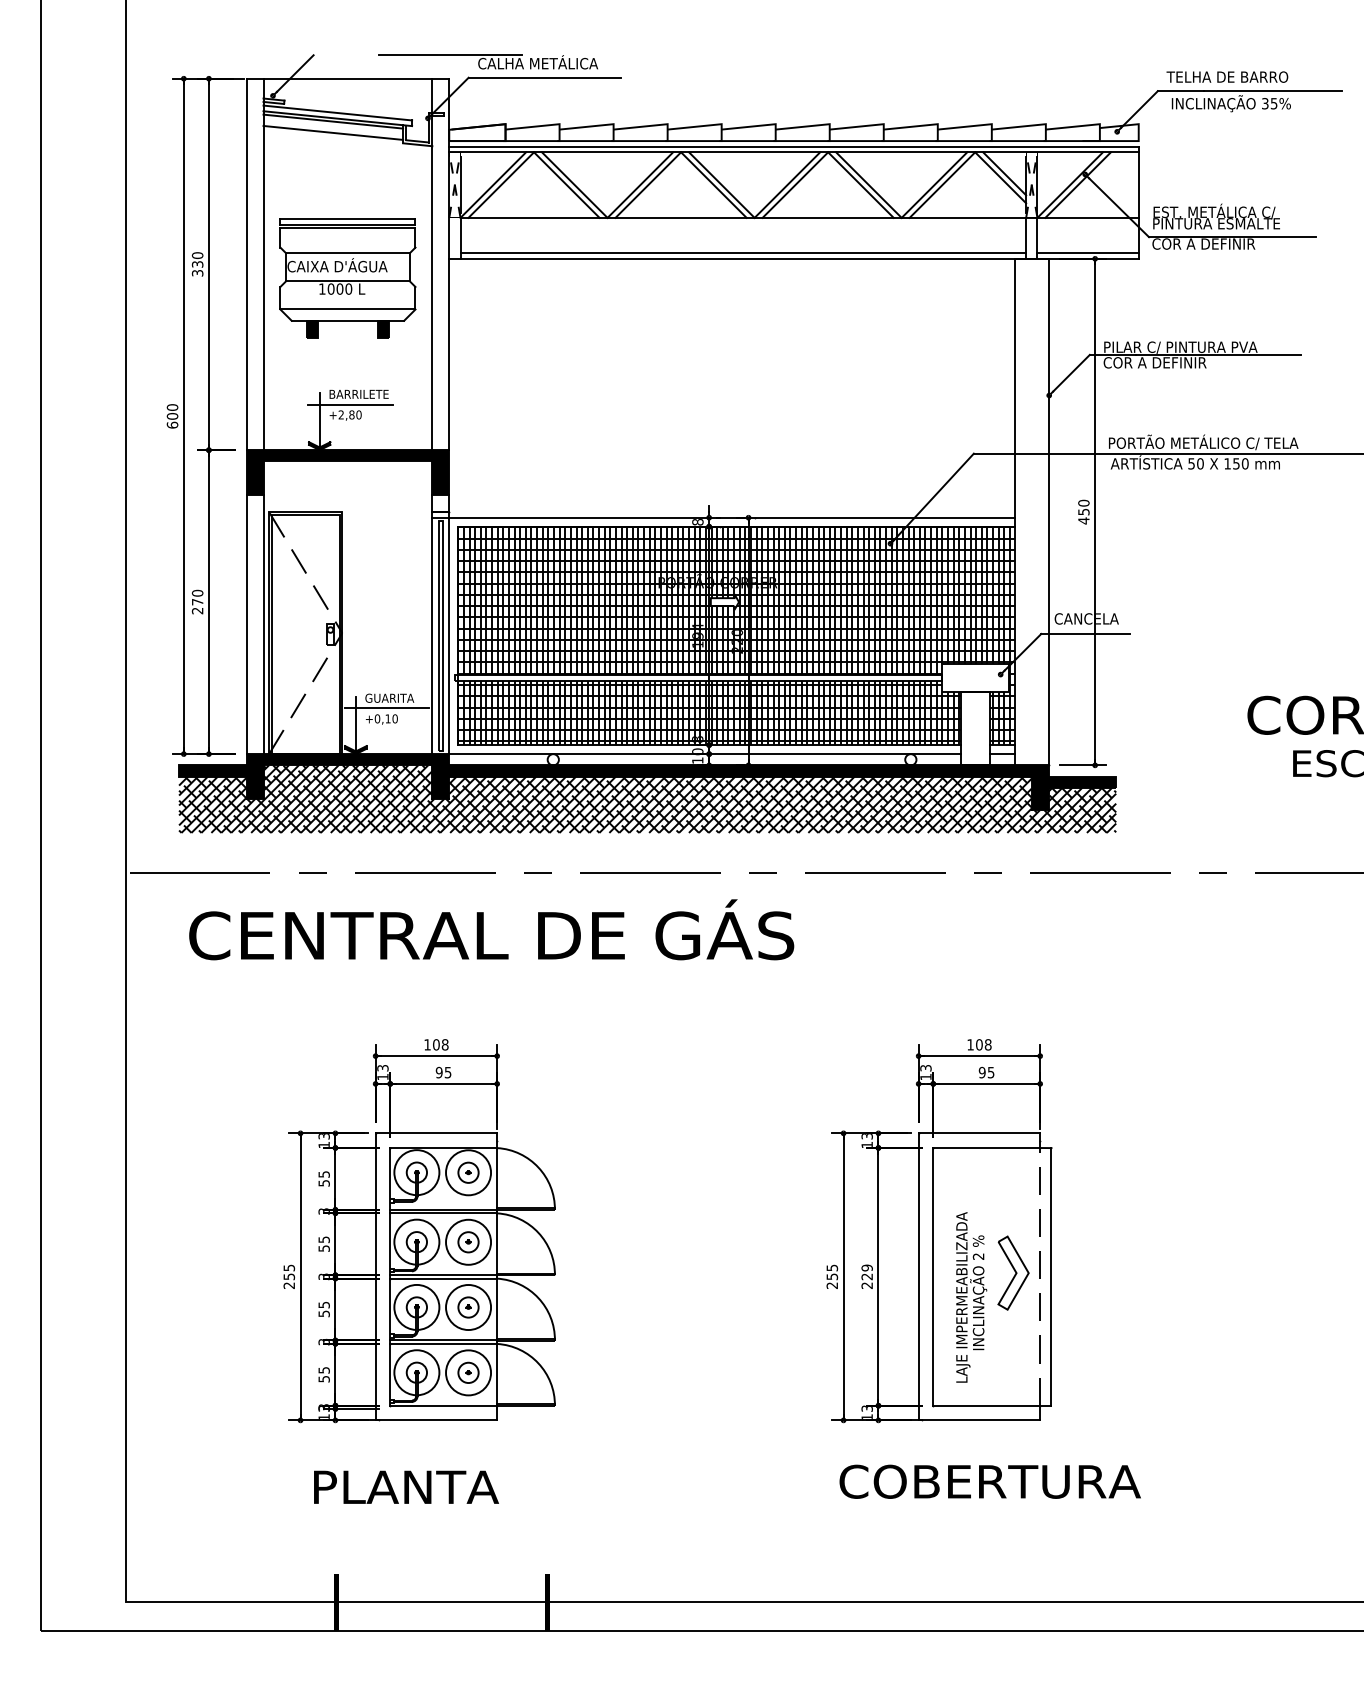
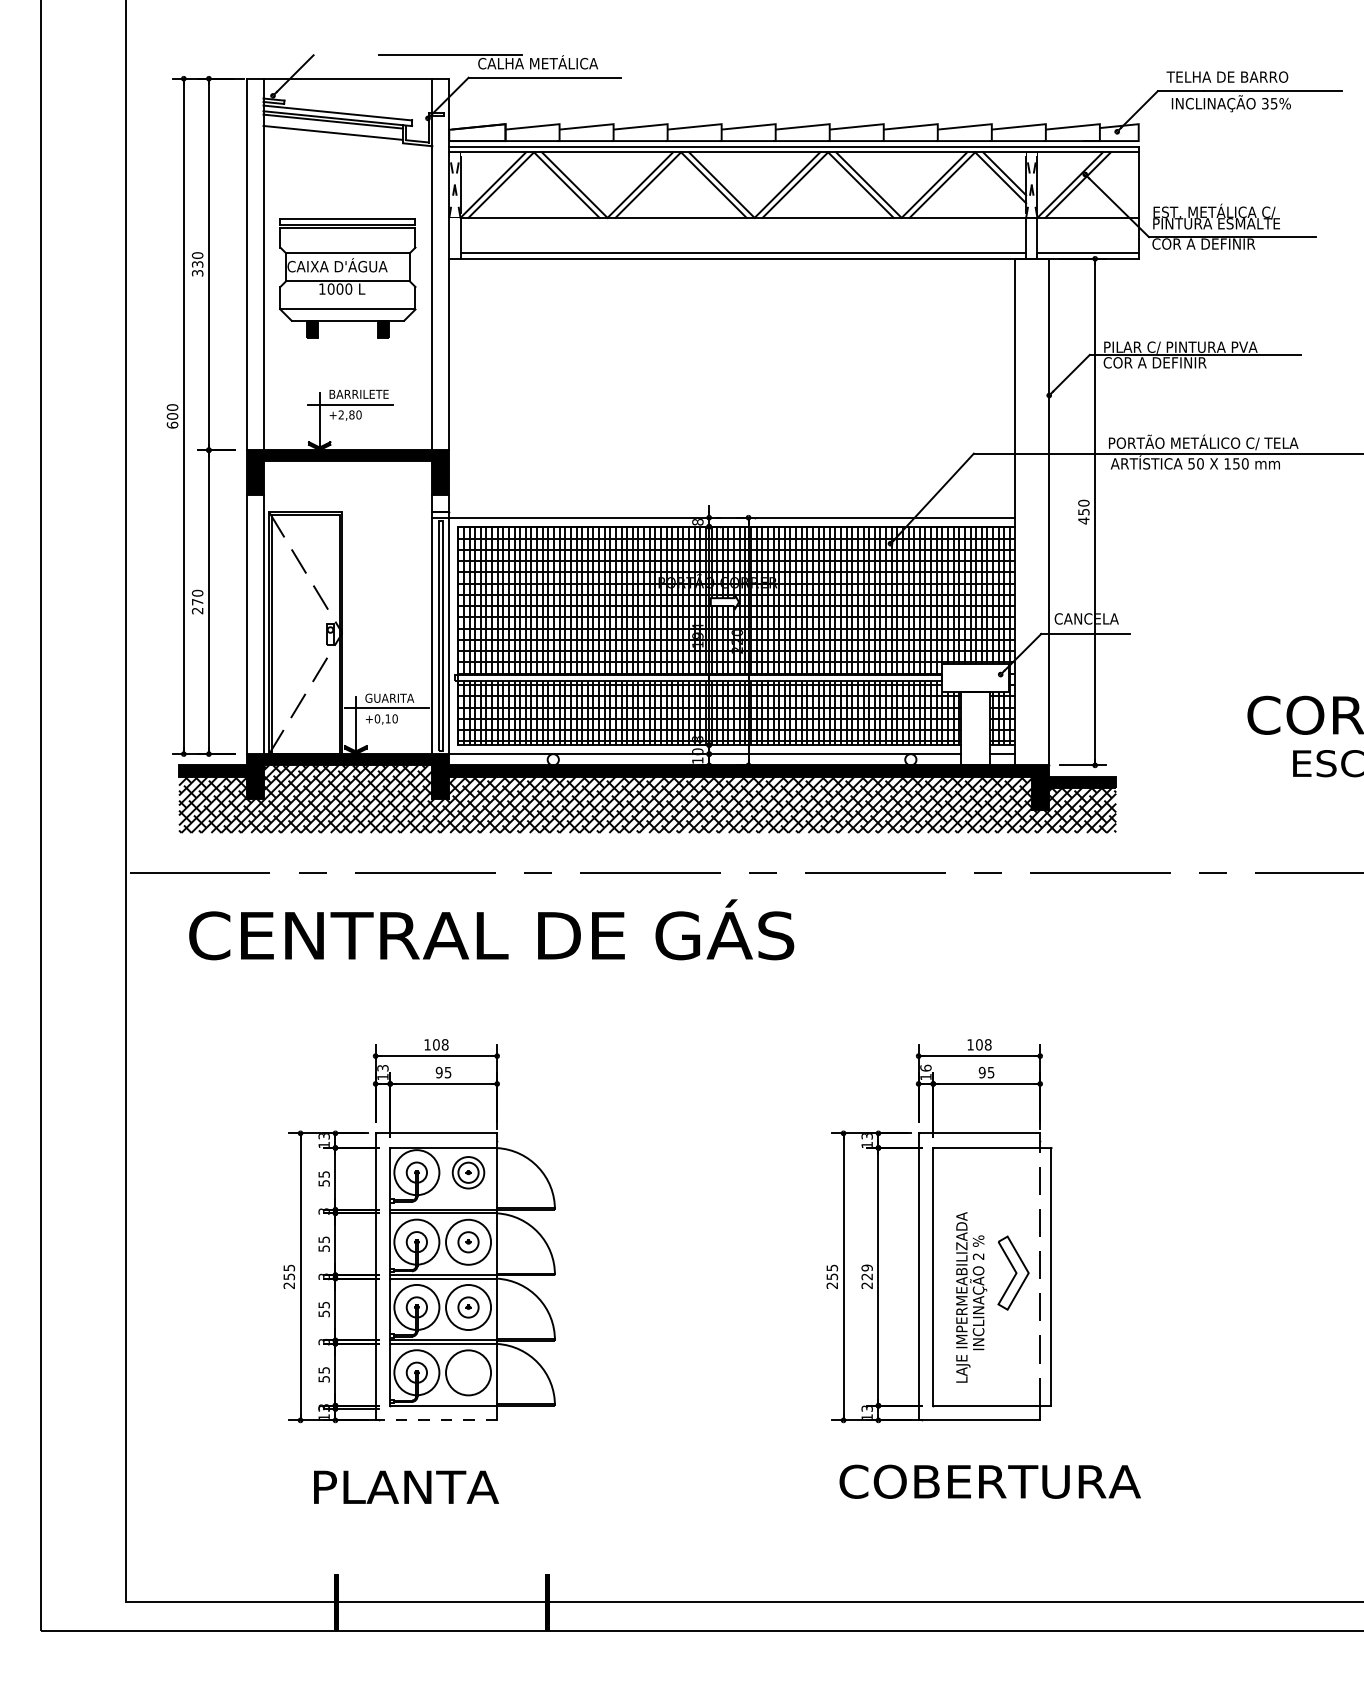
text: 13 -> 16 (925, 1067)
circle diameter: 45 px -> 32 px (468, 1172)
part: present -> none (468, 1372)
line: solid -> dashed (436, 1420)
